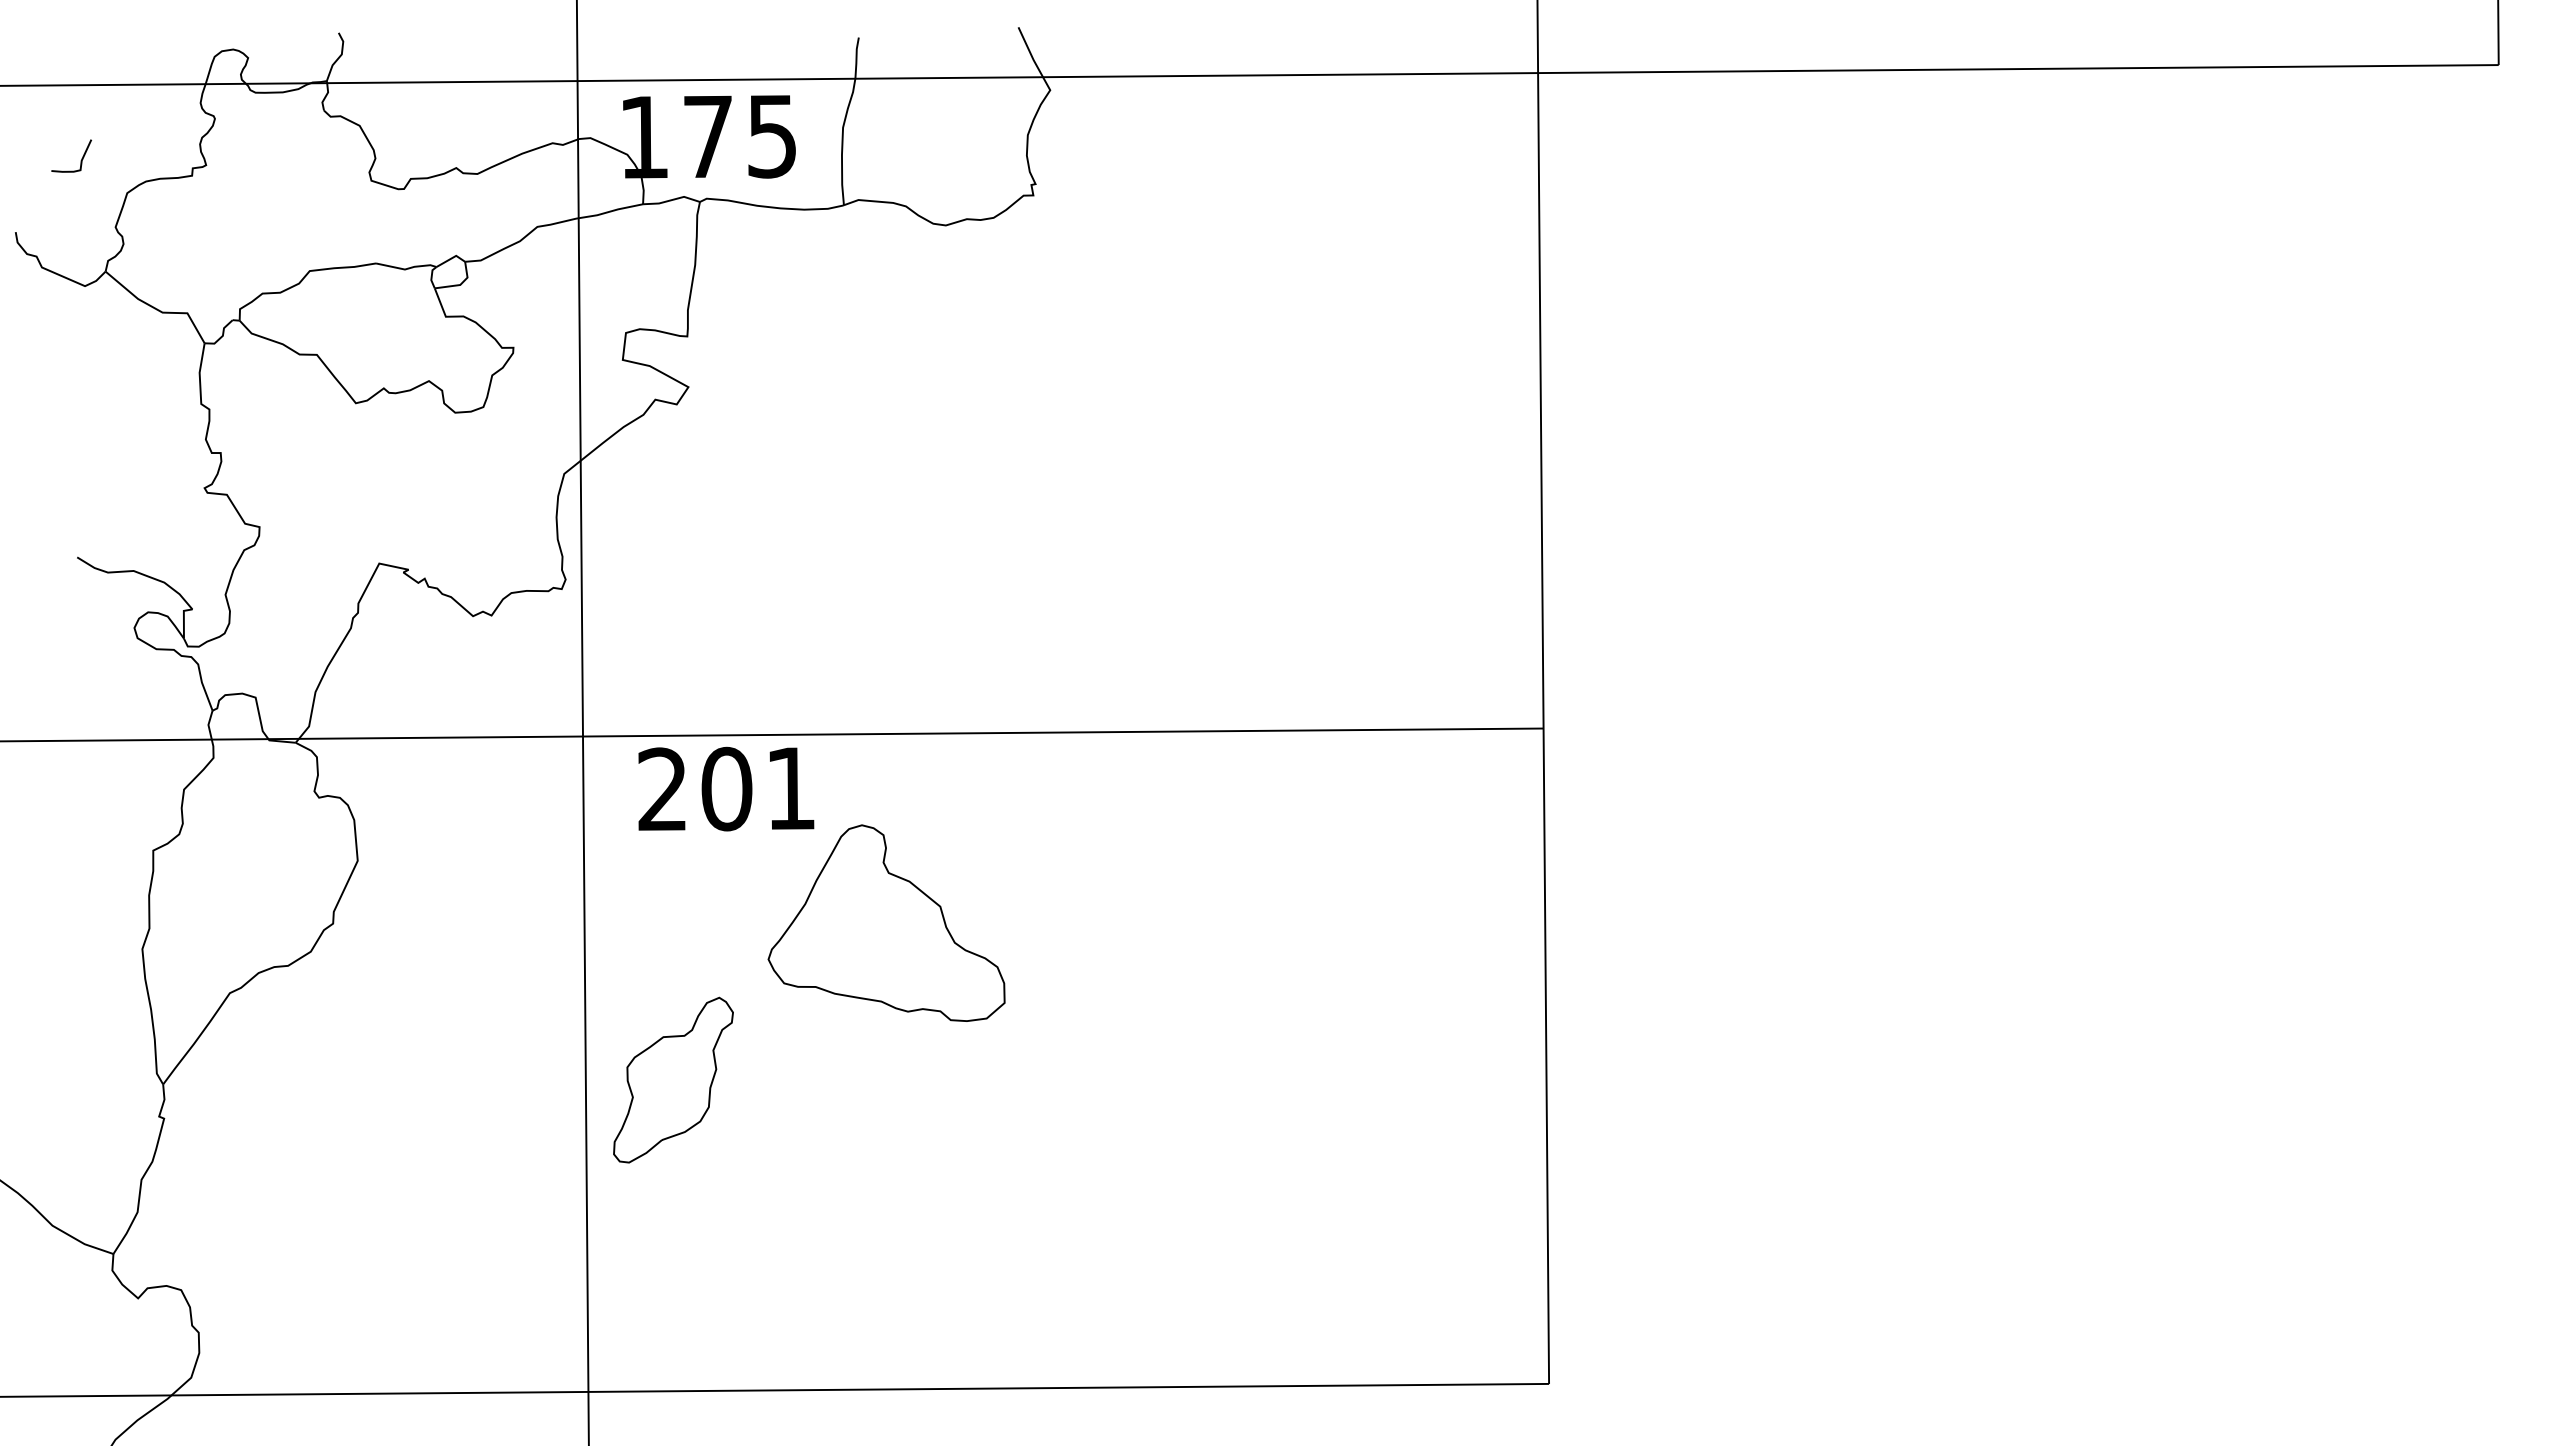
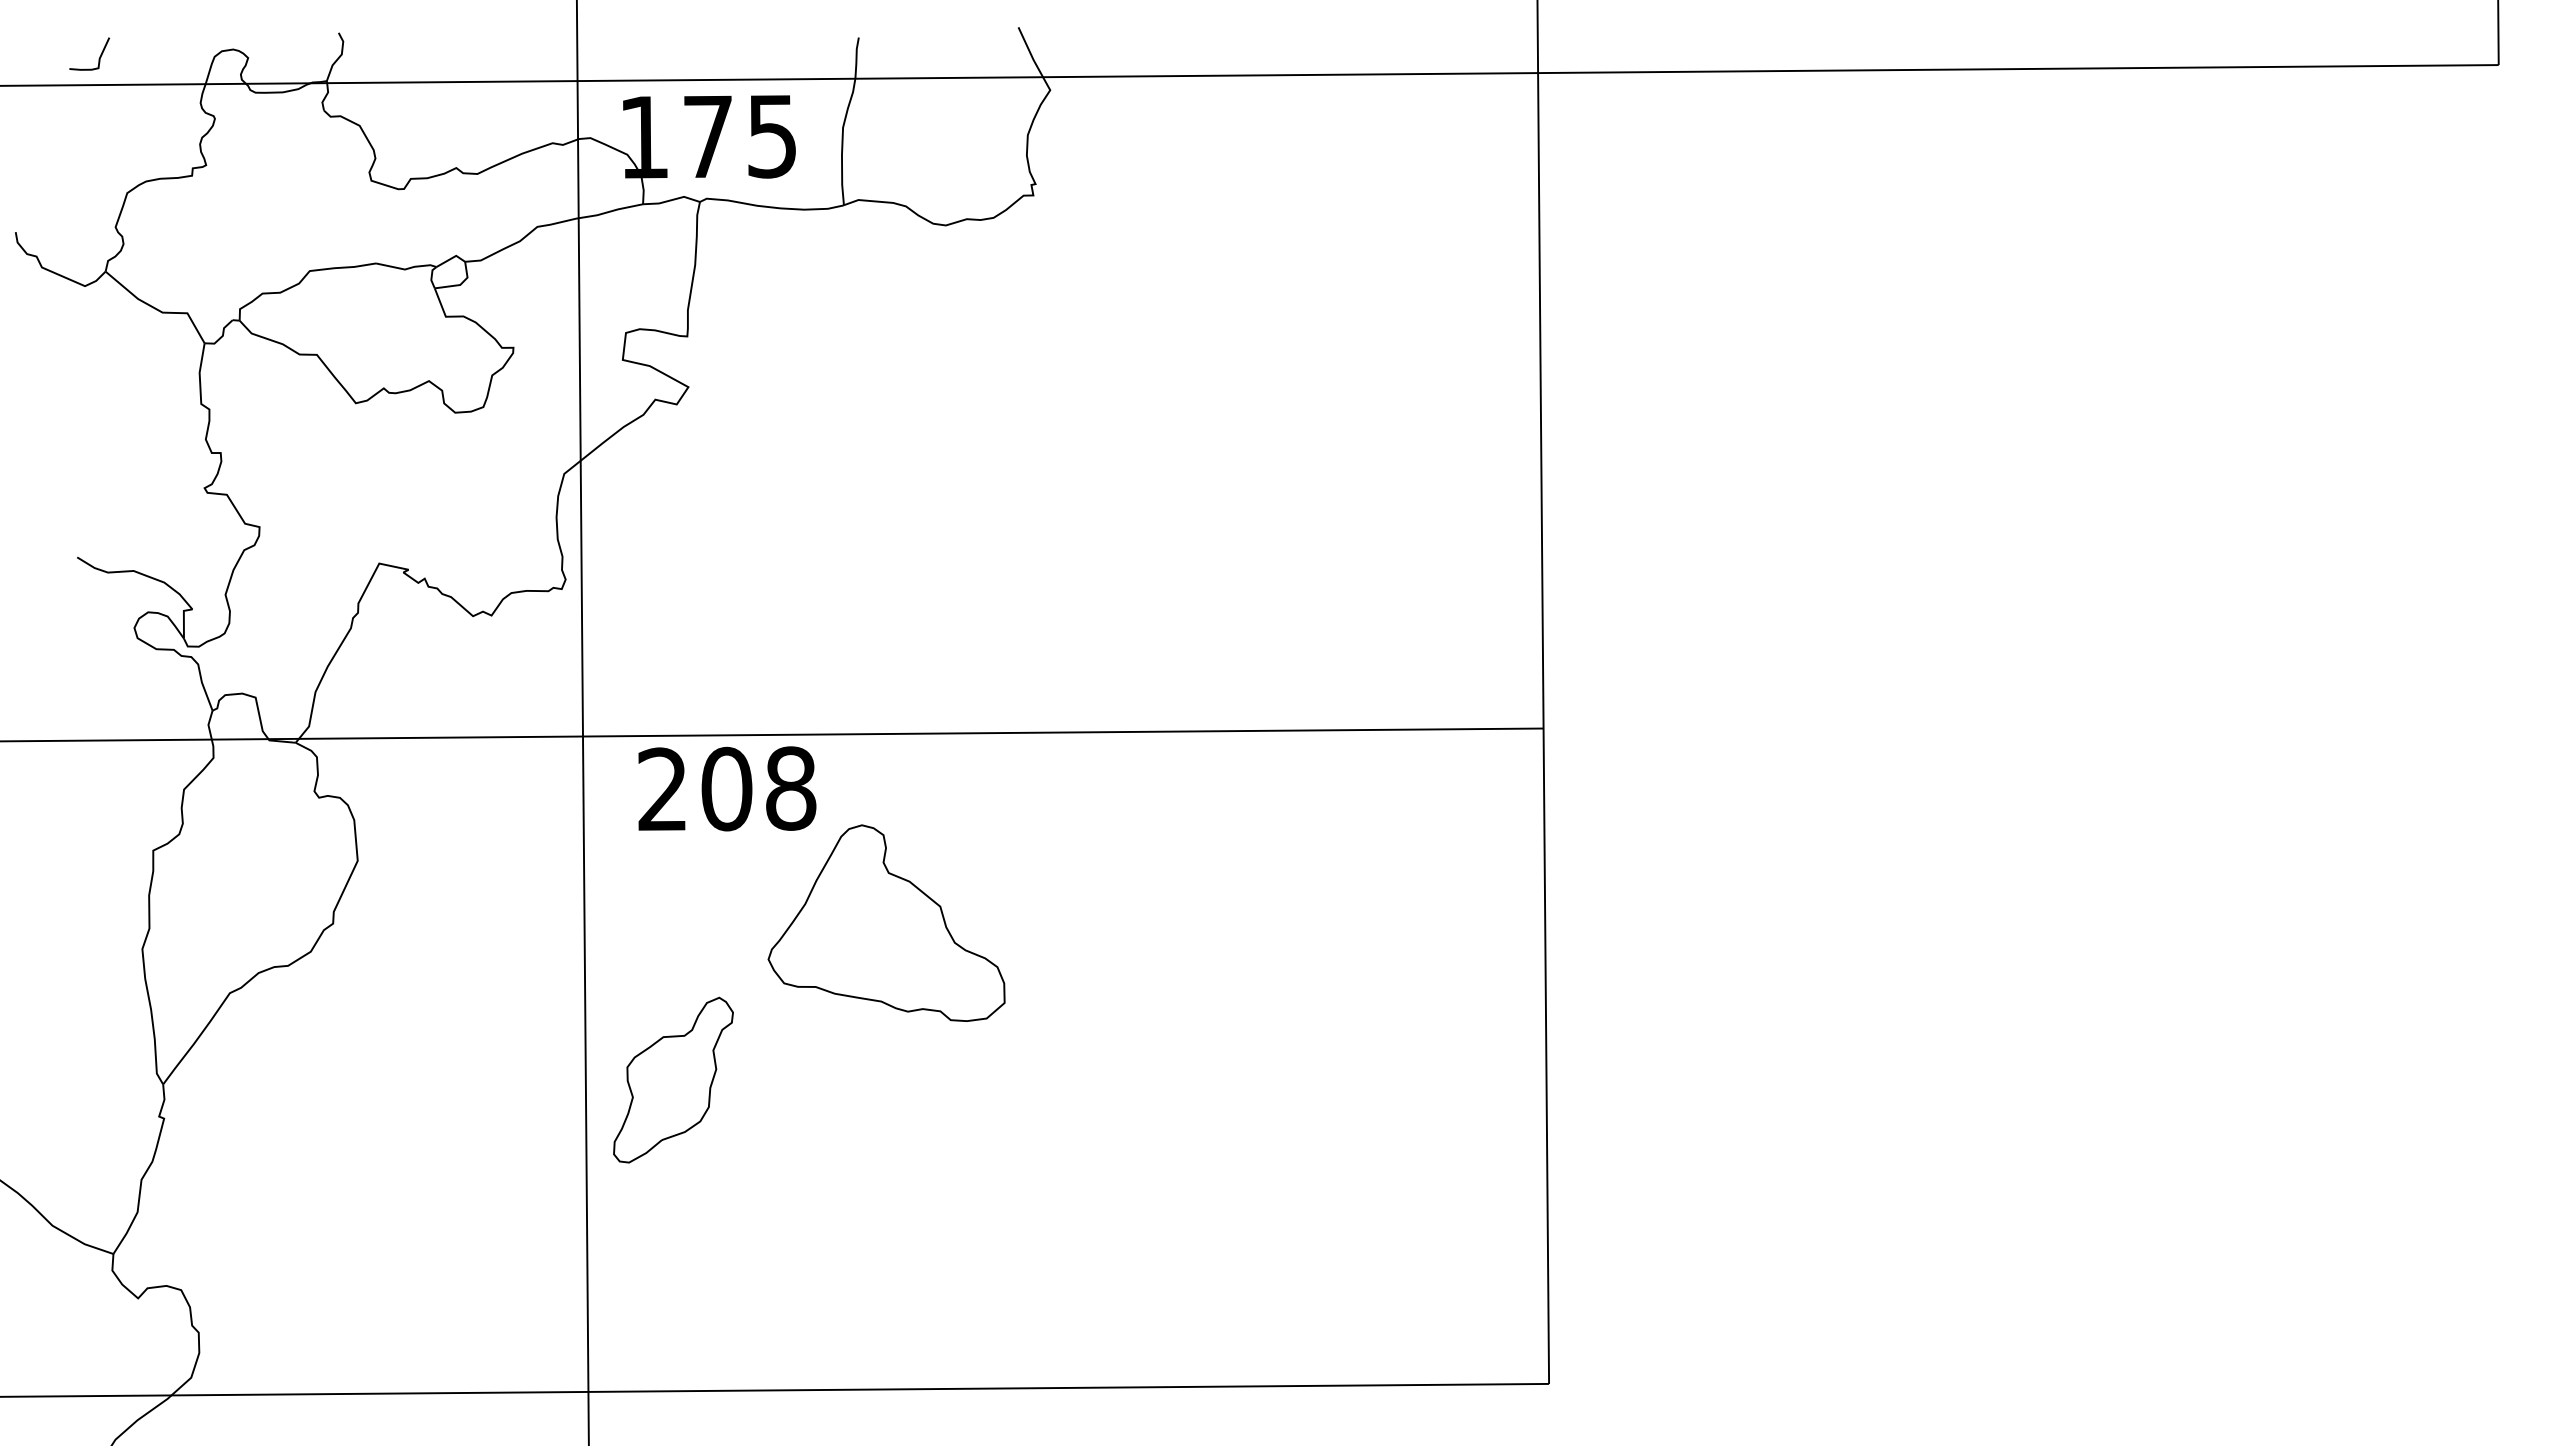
curve position: (80, 160) -> (98, 58) (98, 58)
text: 201 -> 208 (791, 788)
